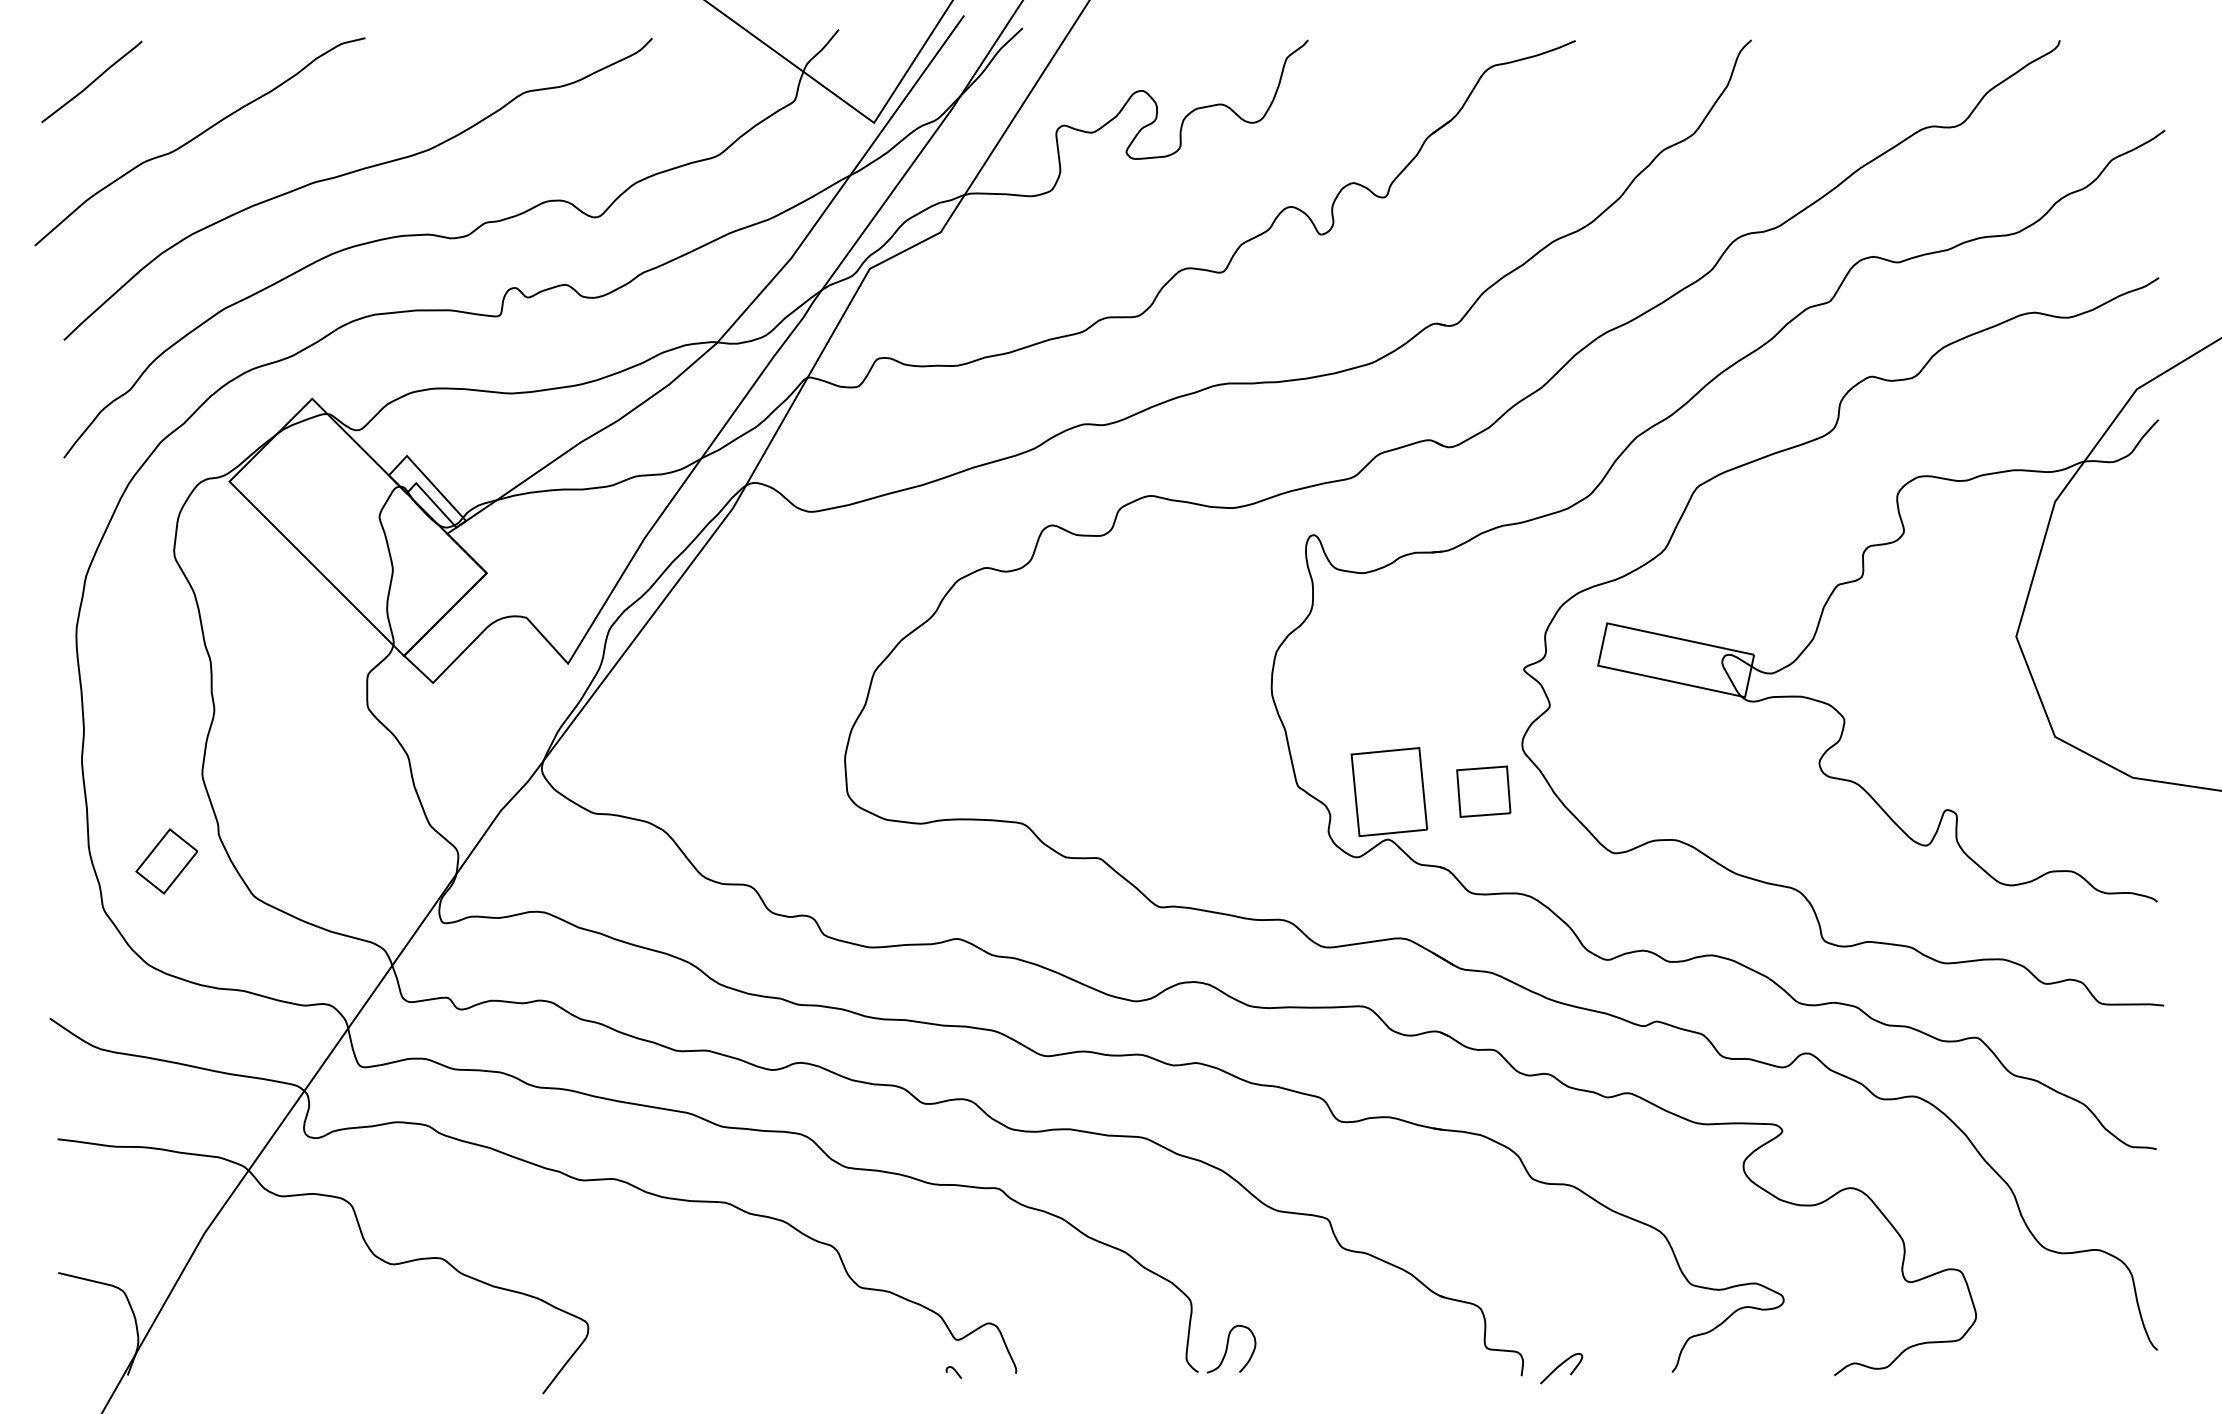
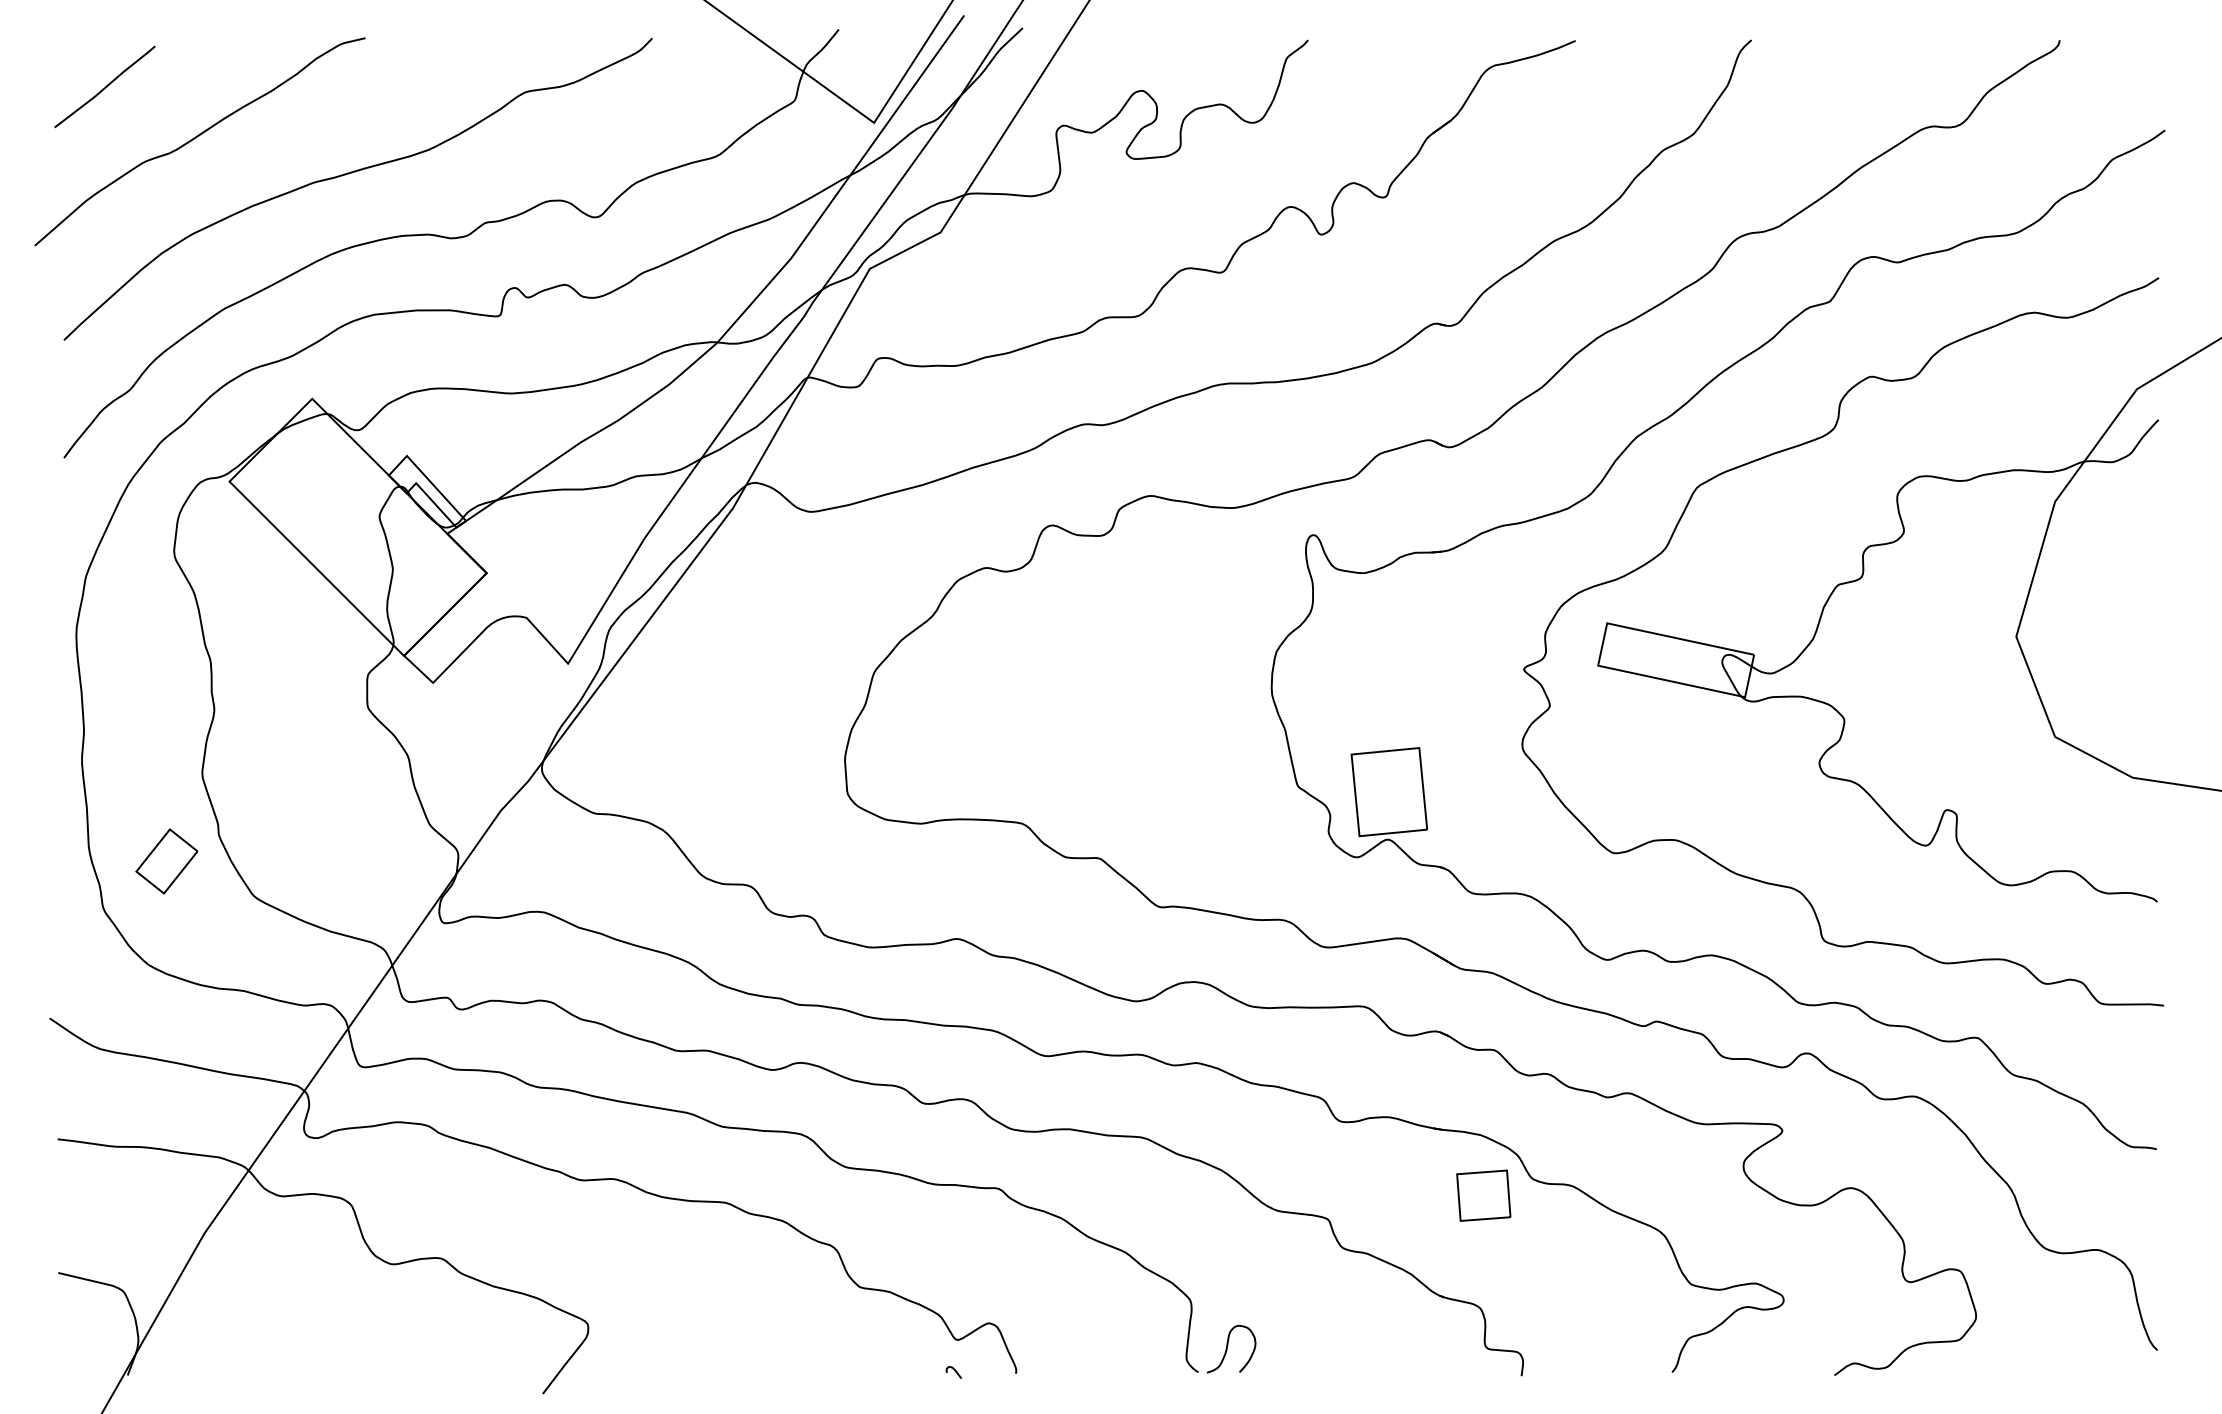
line position: (92, 81) -> (105, 86) (105, 86)
part position: (1483, 791) -> (1483, 1195) (1483, 1195)
curve: present -> none (1560, 1366)
